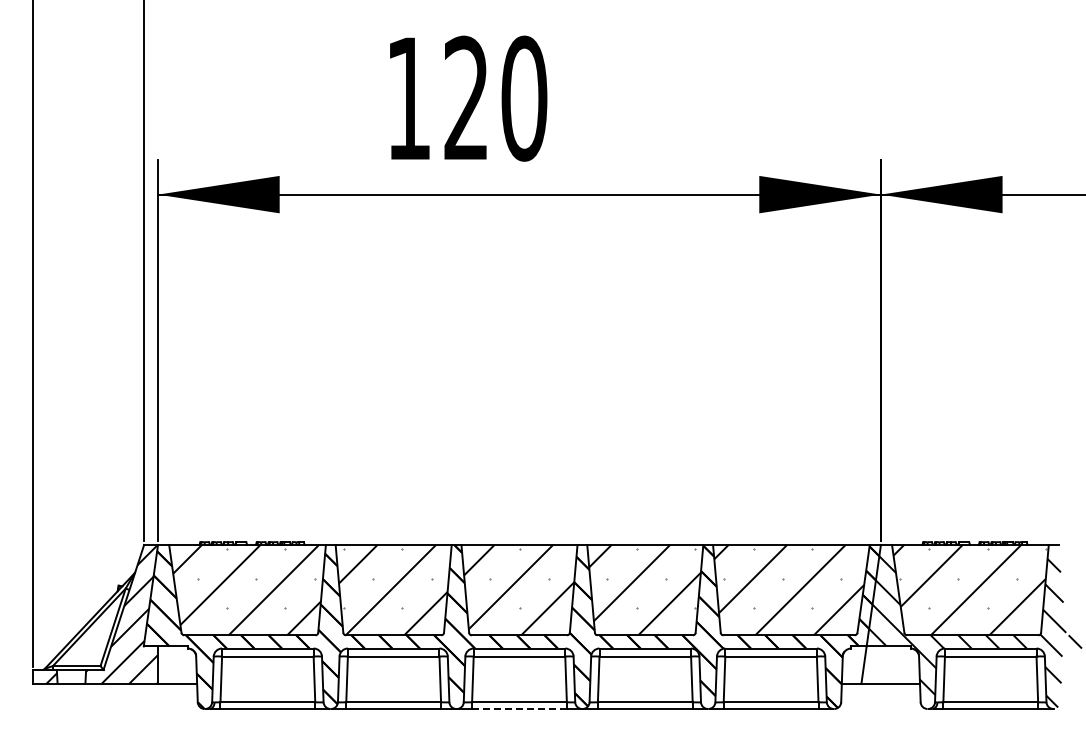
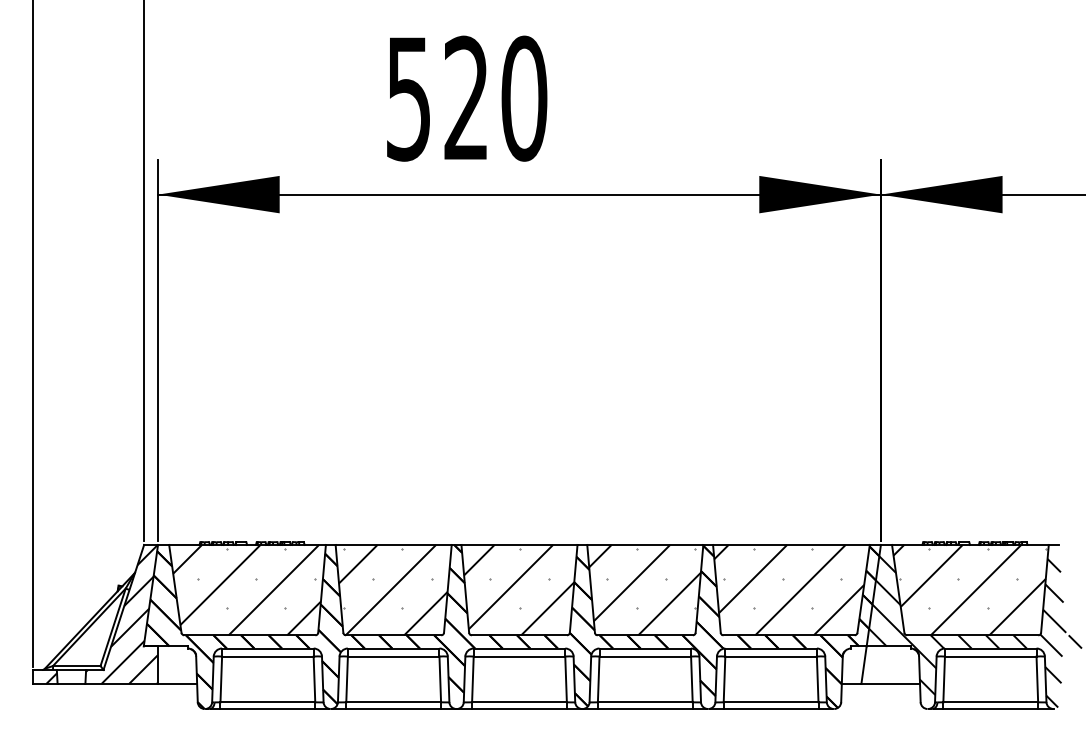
text: 120 -> 520 (408, 99)
line: dashed -> solid (518, 709)
